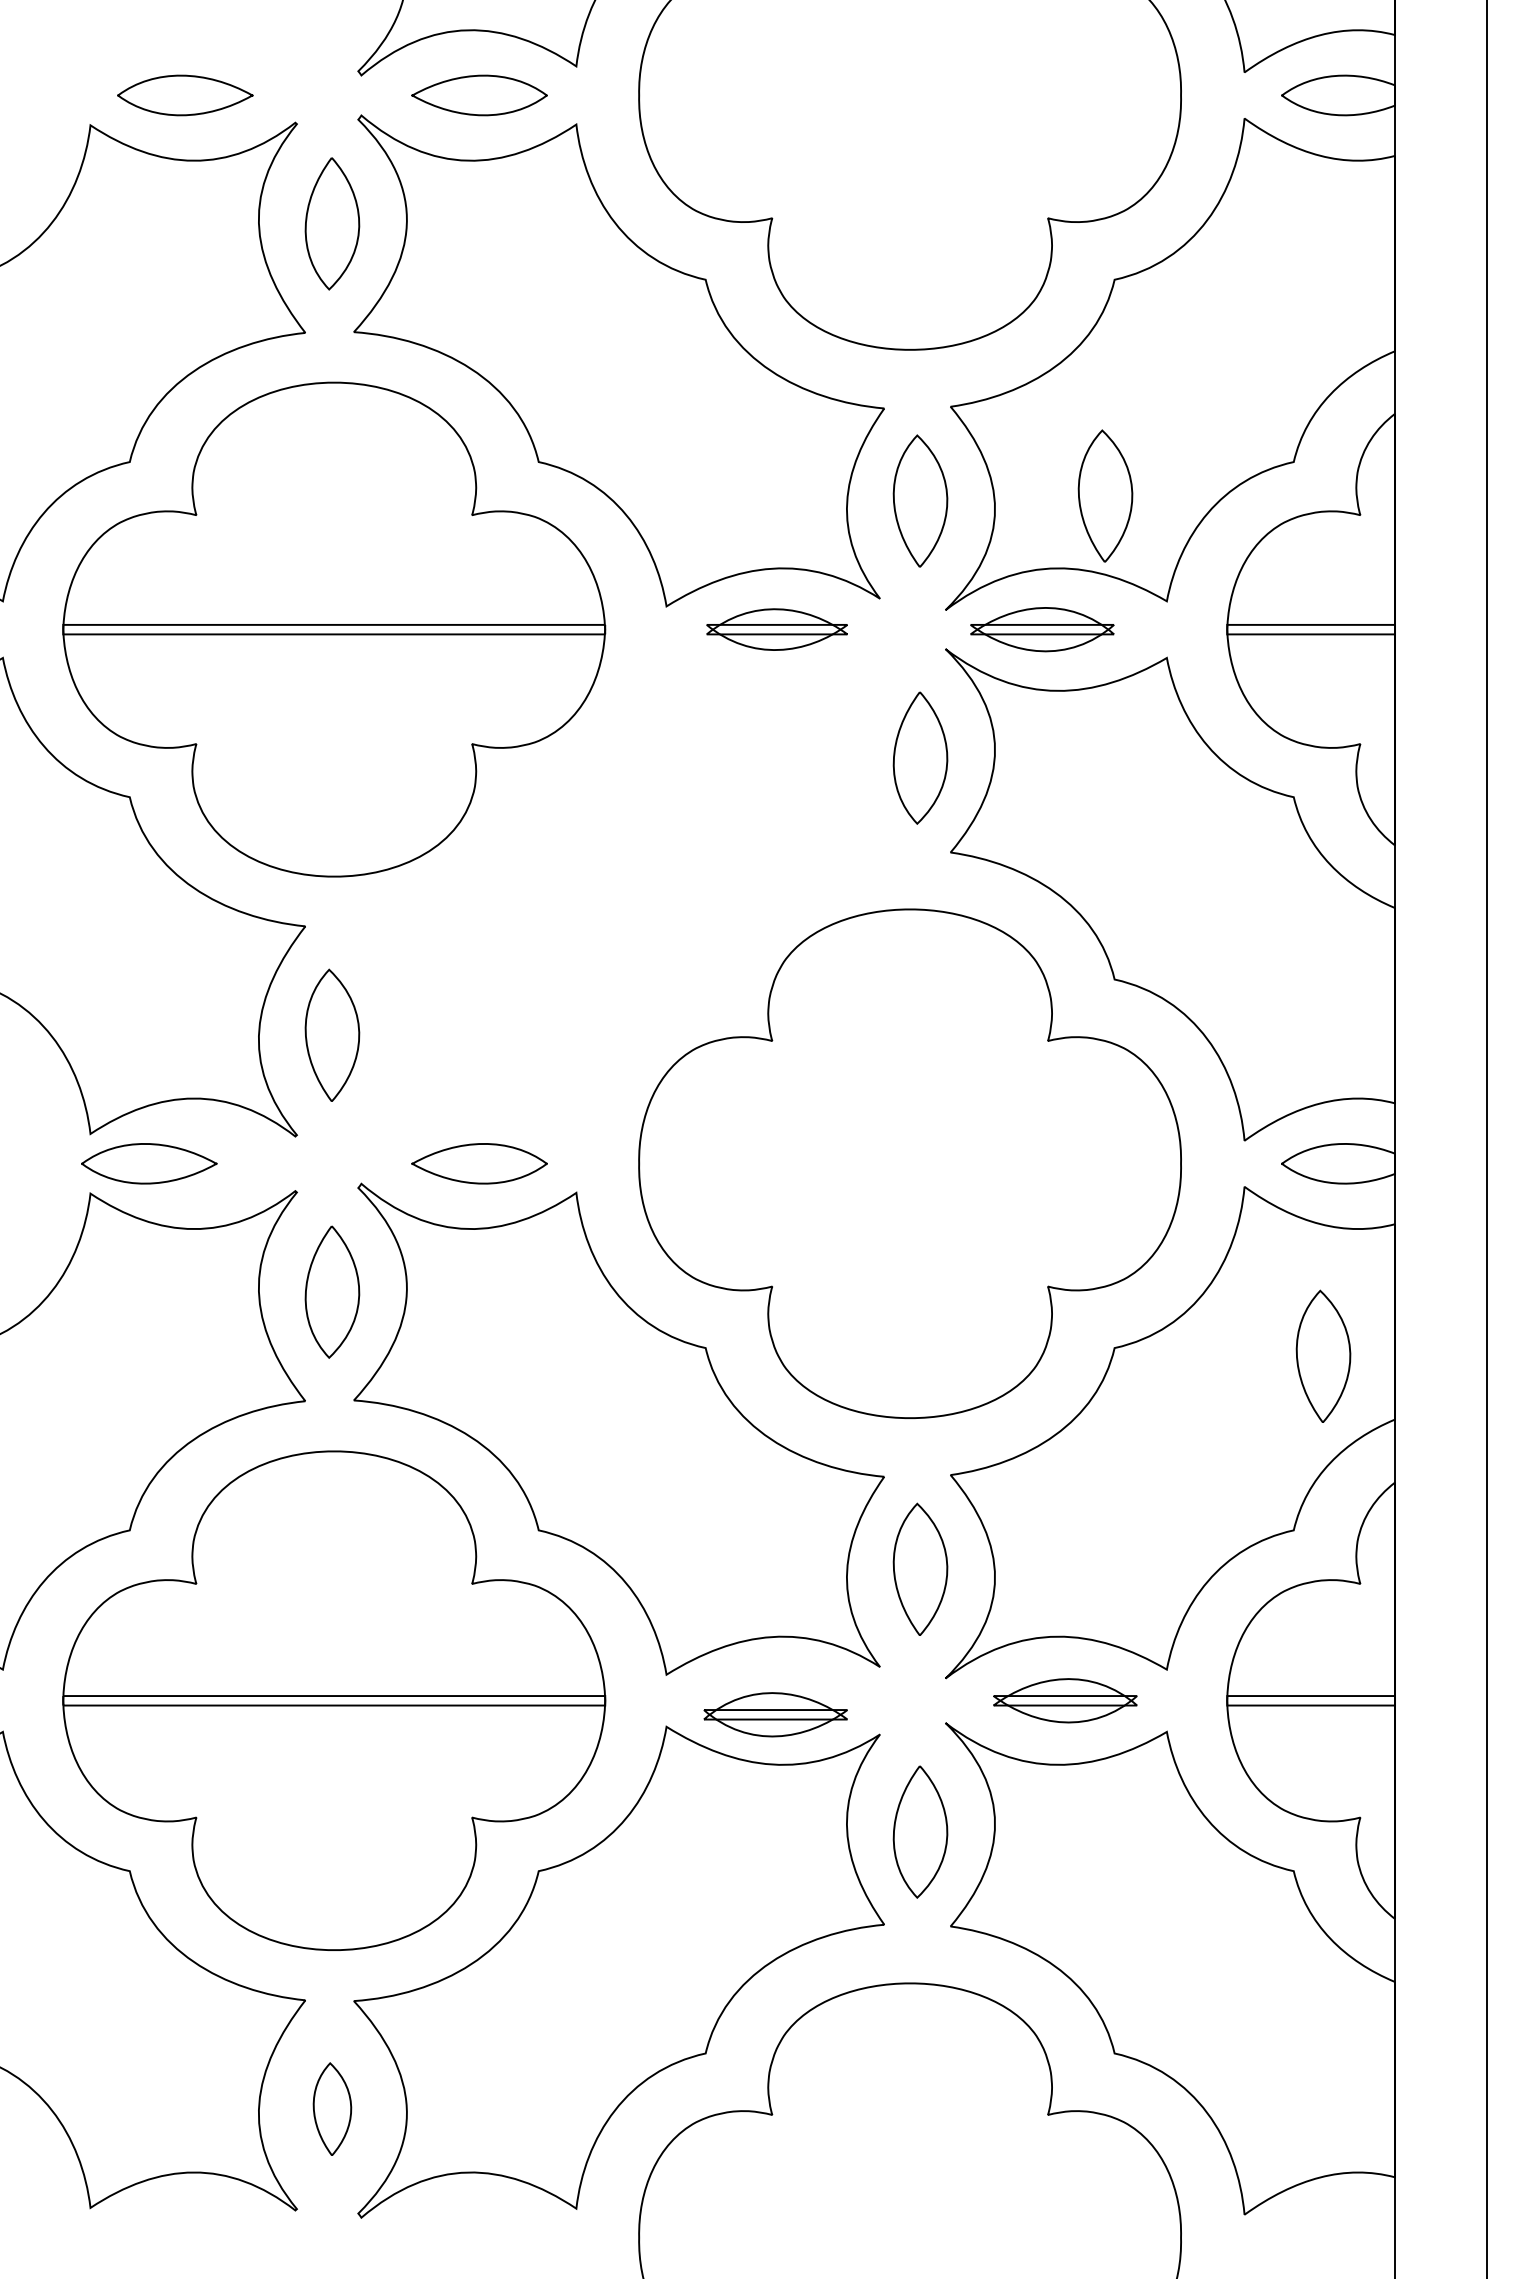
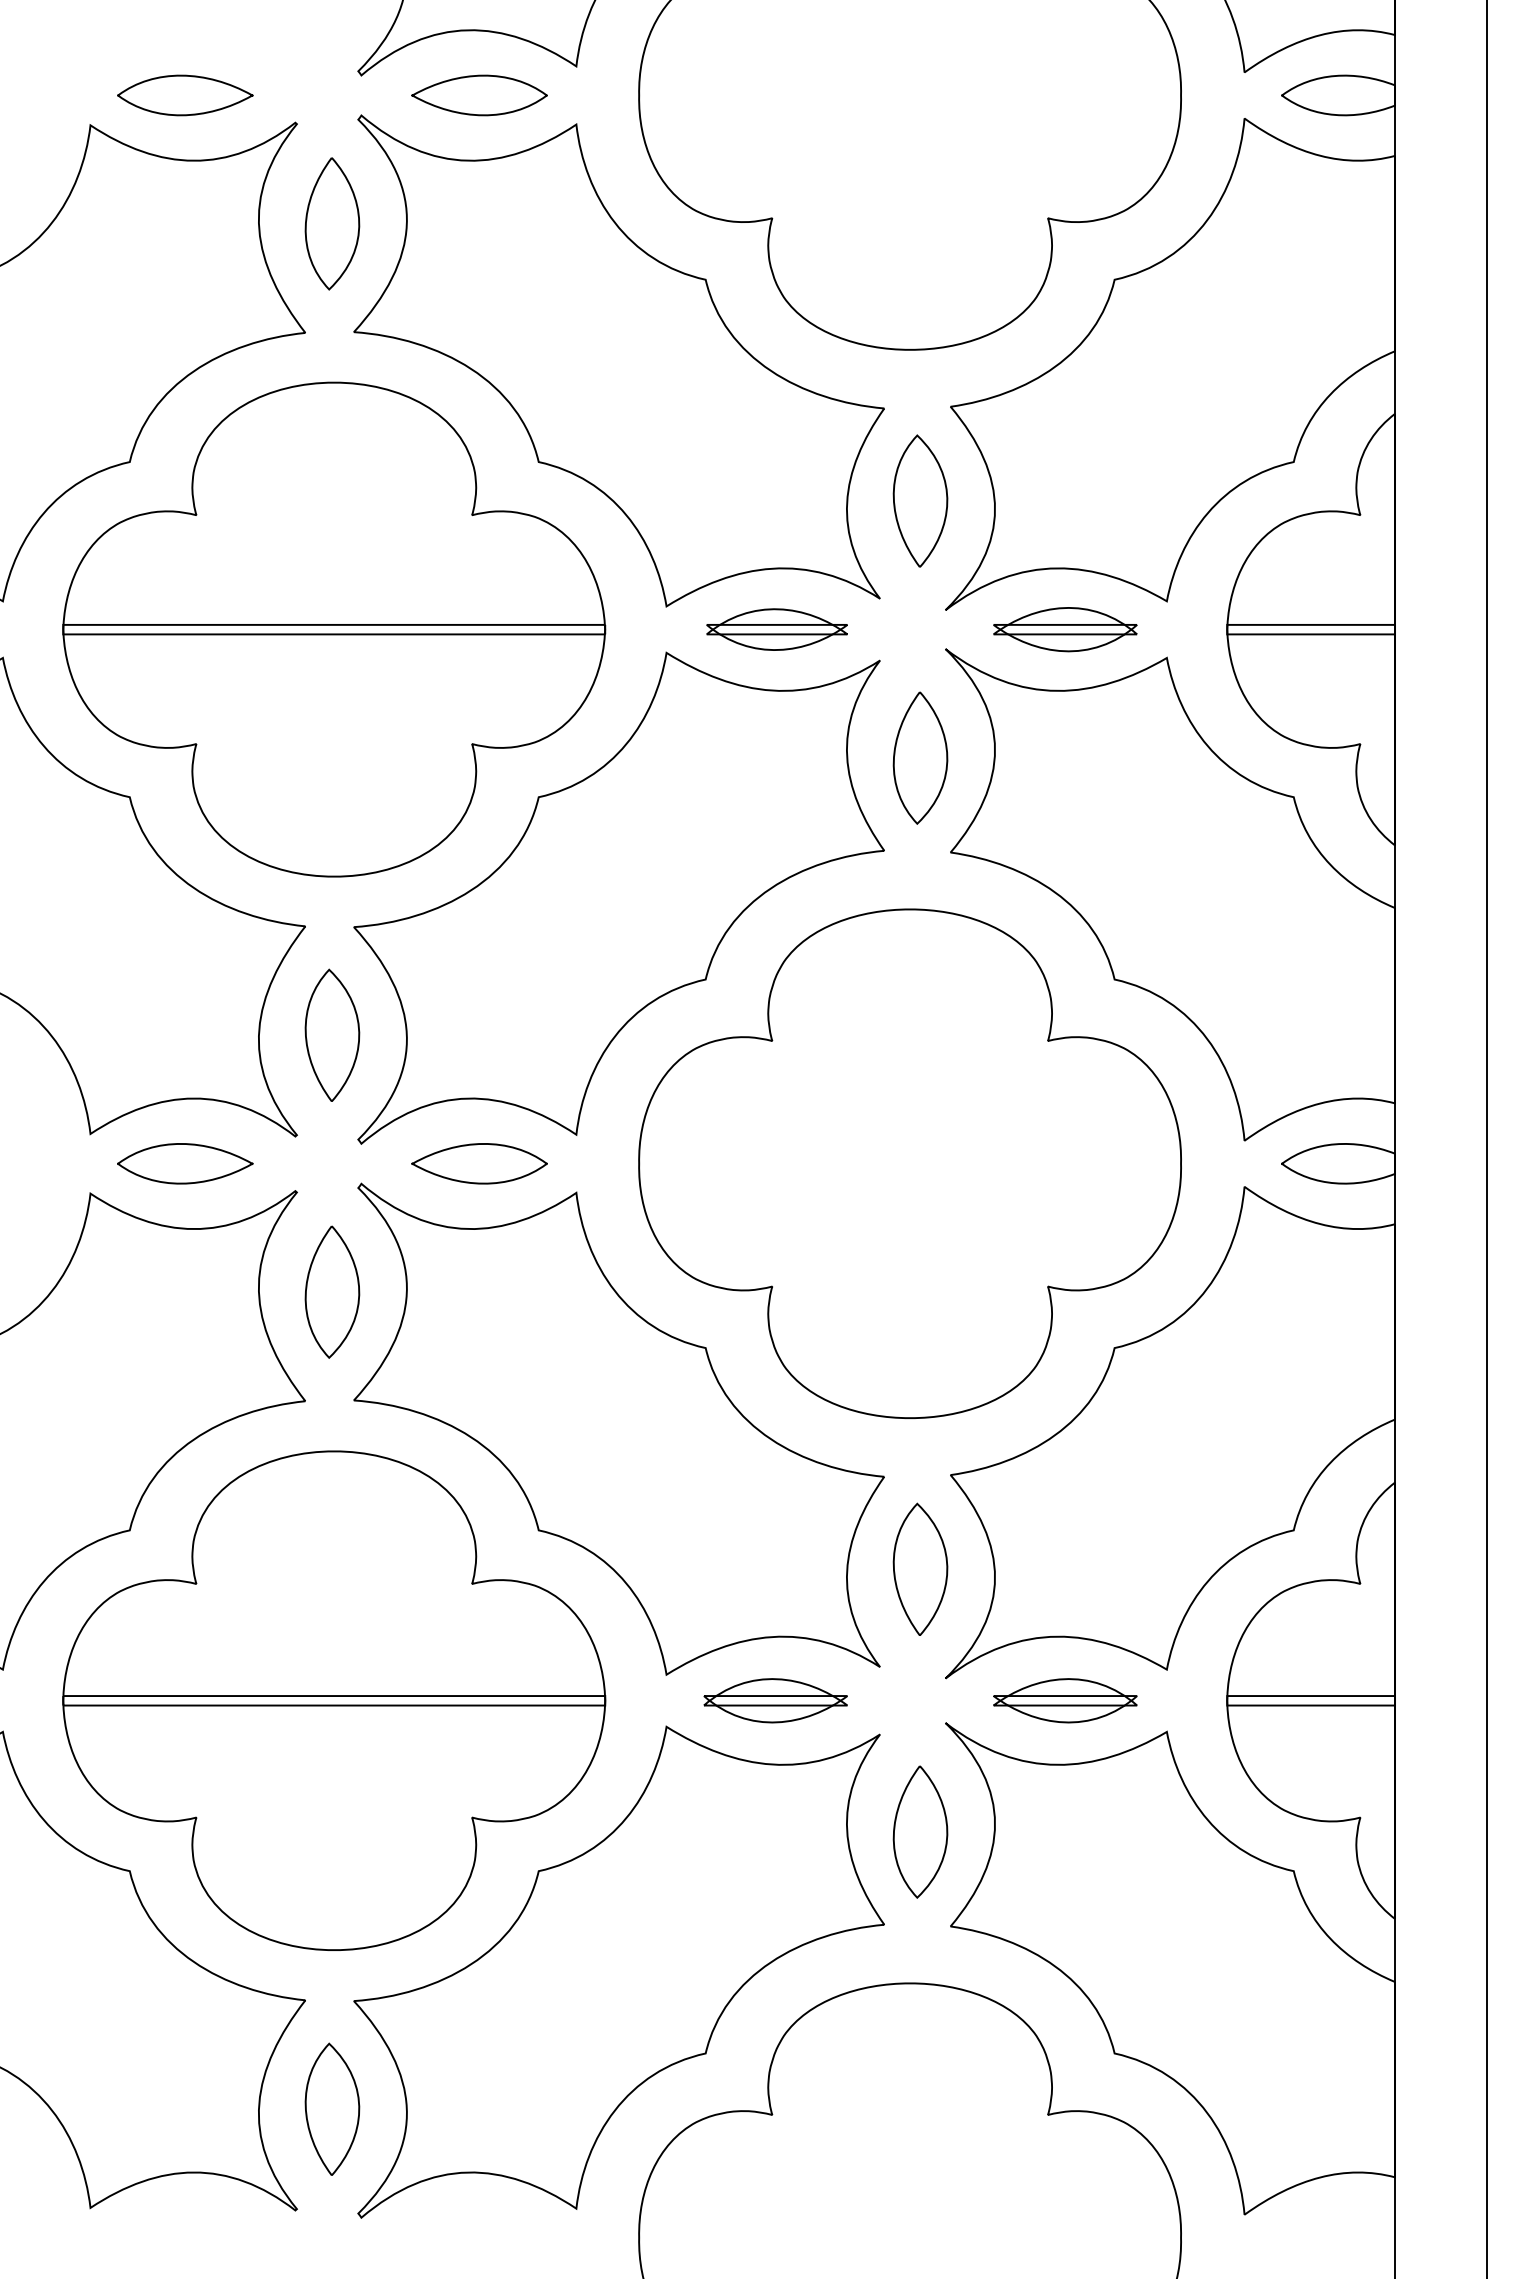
part: present -> none (1105, 495)
part position: (1042, 629) -> (1065, 629) (1065, 629)
part: none -> present (618, 897)
part position: (149, 1163) -> (185, 1163) (185, 1163)
part: present -> none (1323, 1355)
part position: (775, 1714) -> (775, 1700) (775, 1700)
part size: 41x94 px -> 57x134 px (332, 2108)
